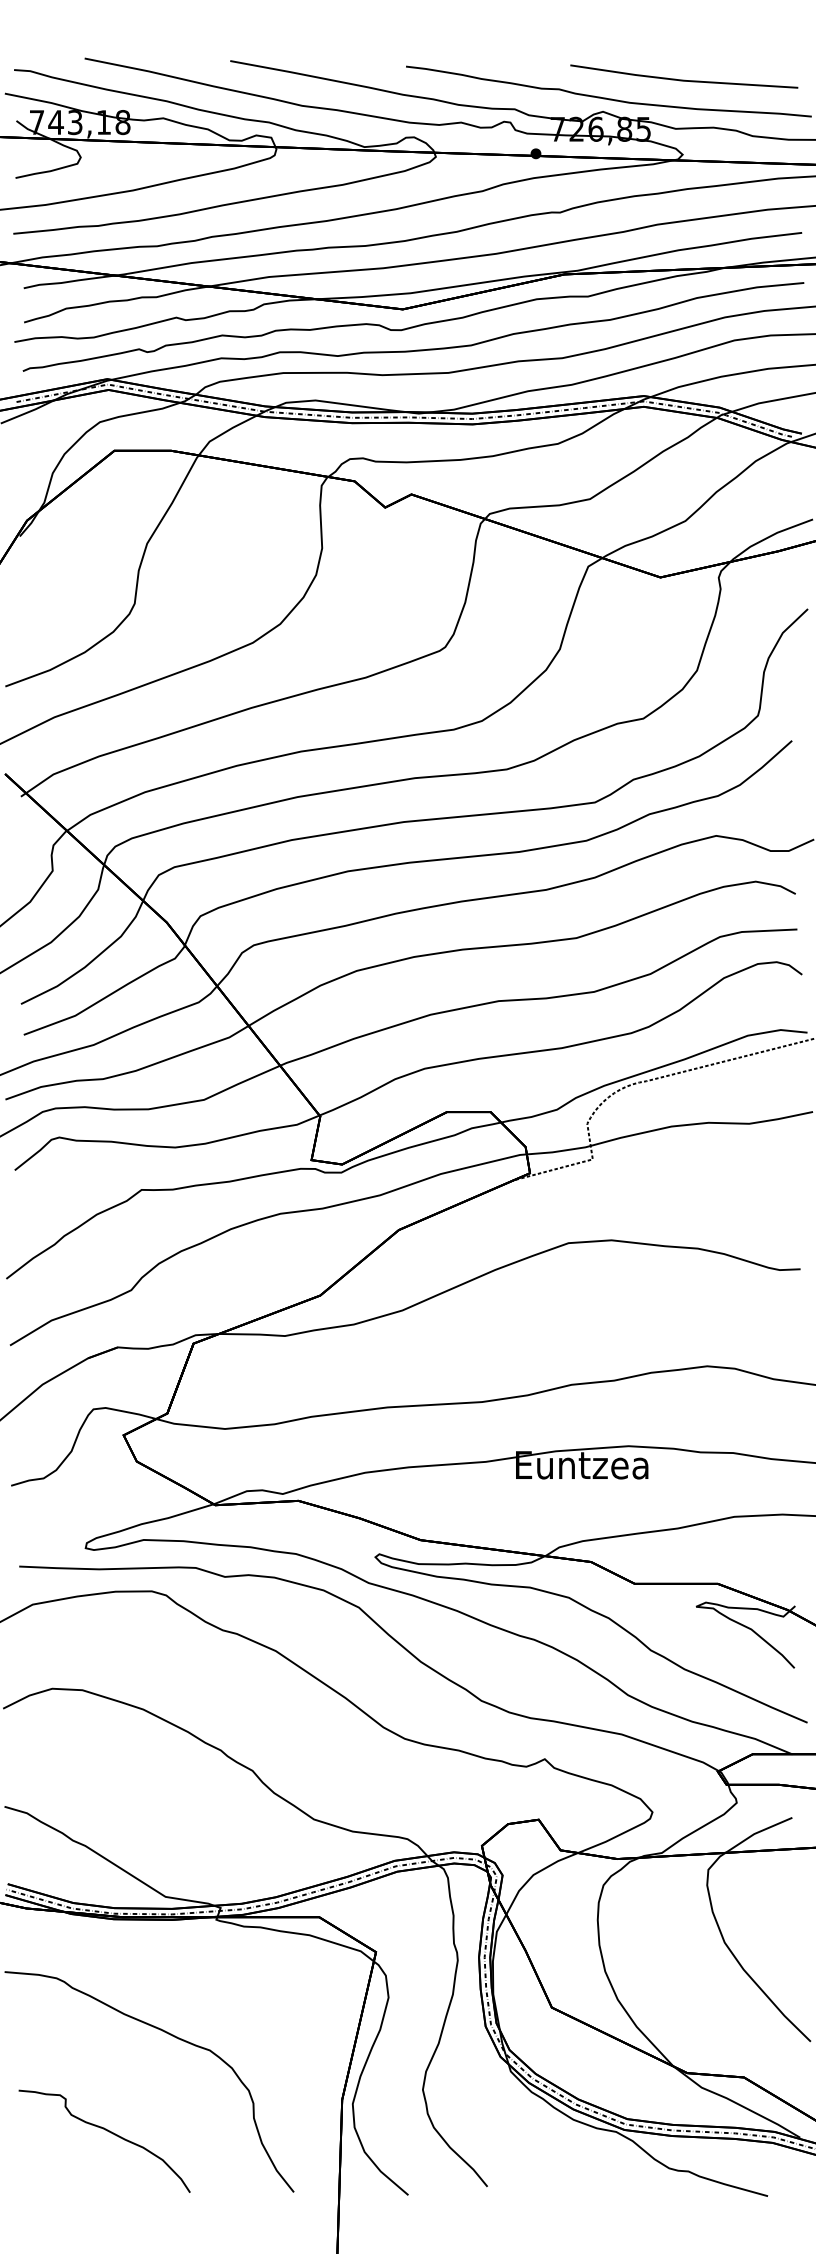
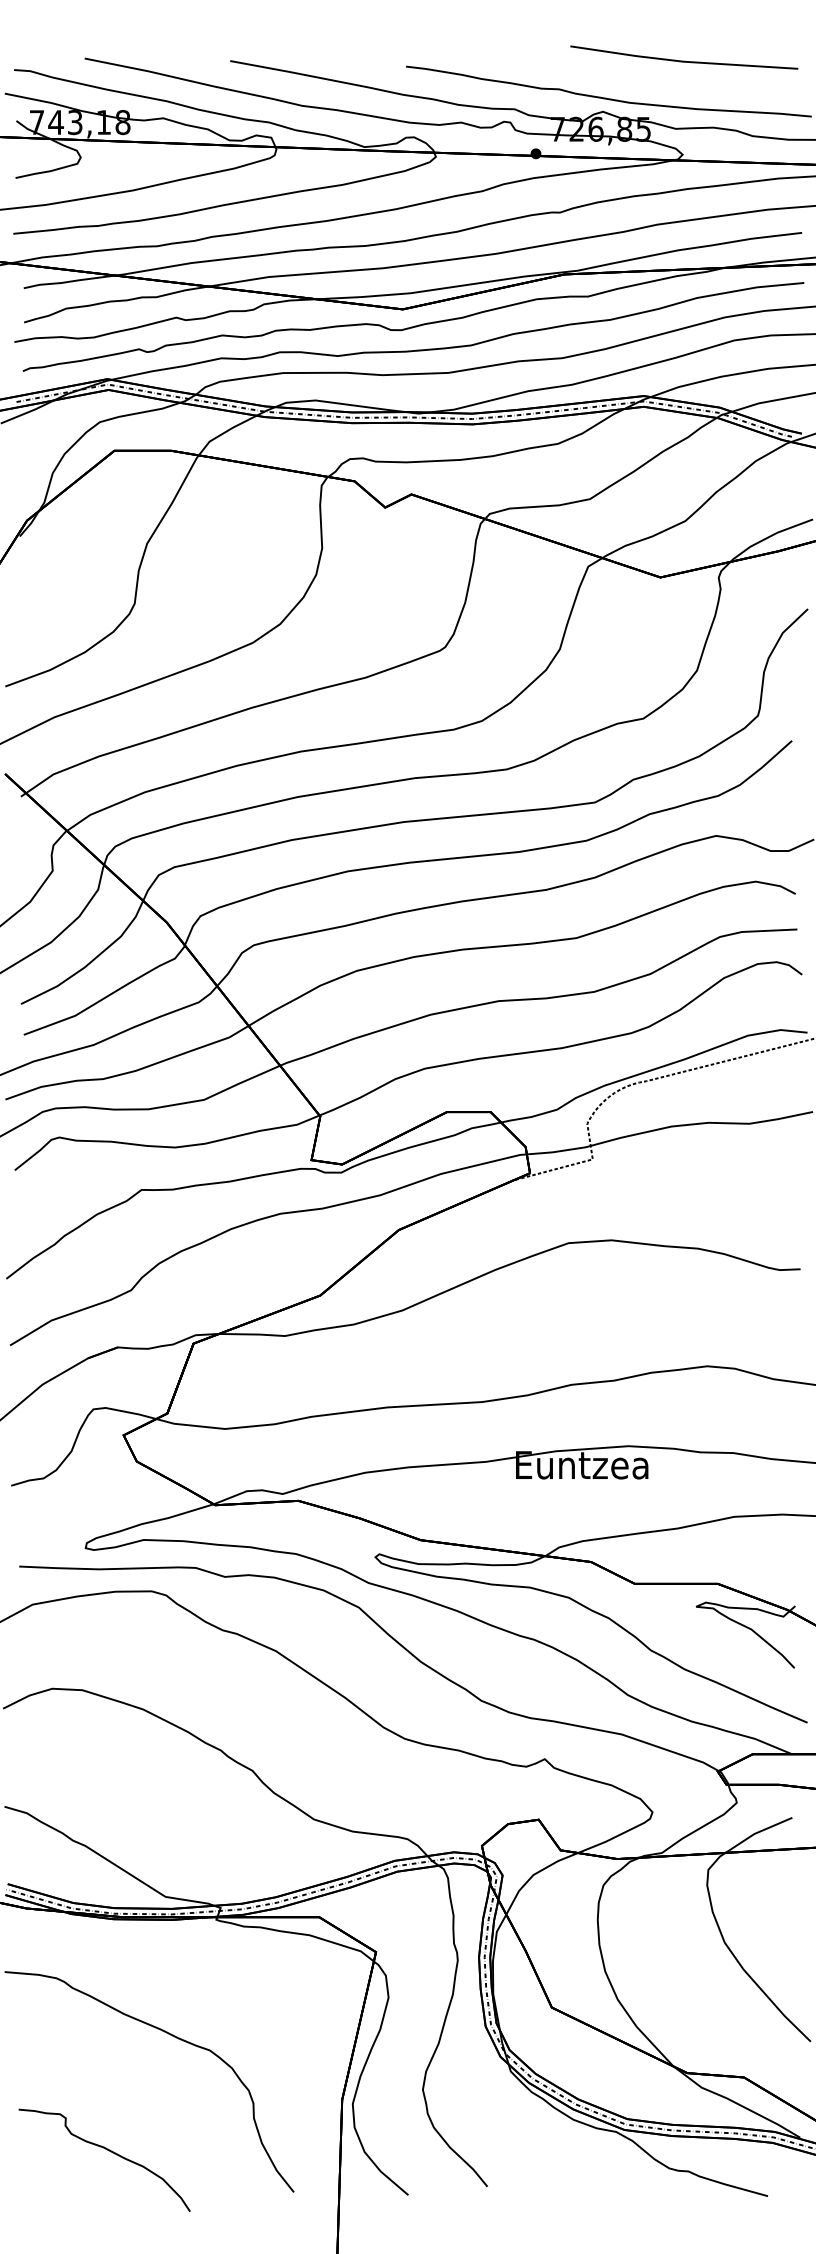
line position: (684, 79) -> (684, 60) (684, 60)
curve position: (110, 2133) -> (110, 2152) (110, 2152)
